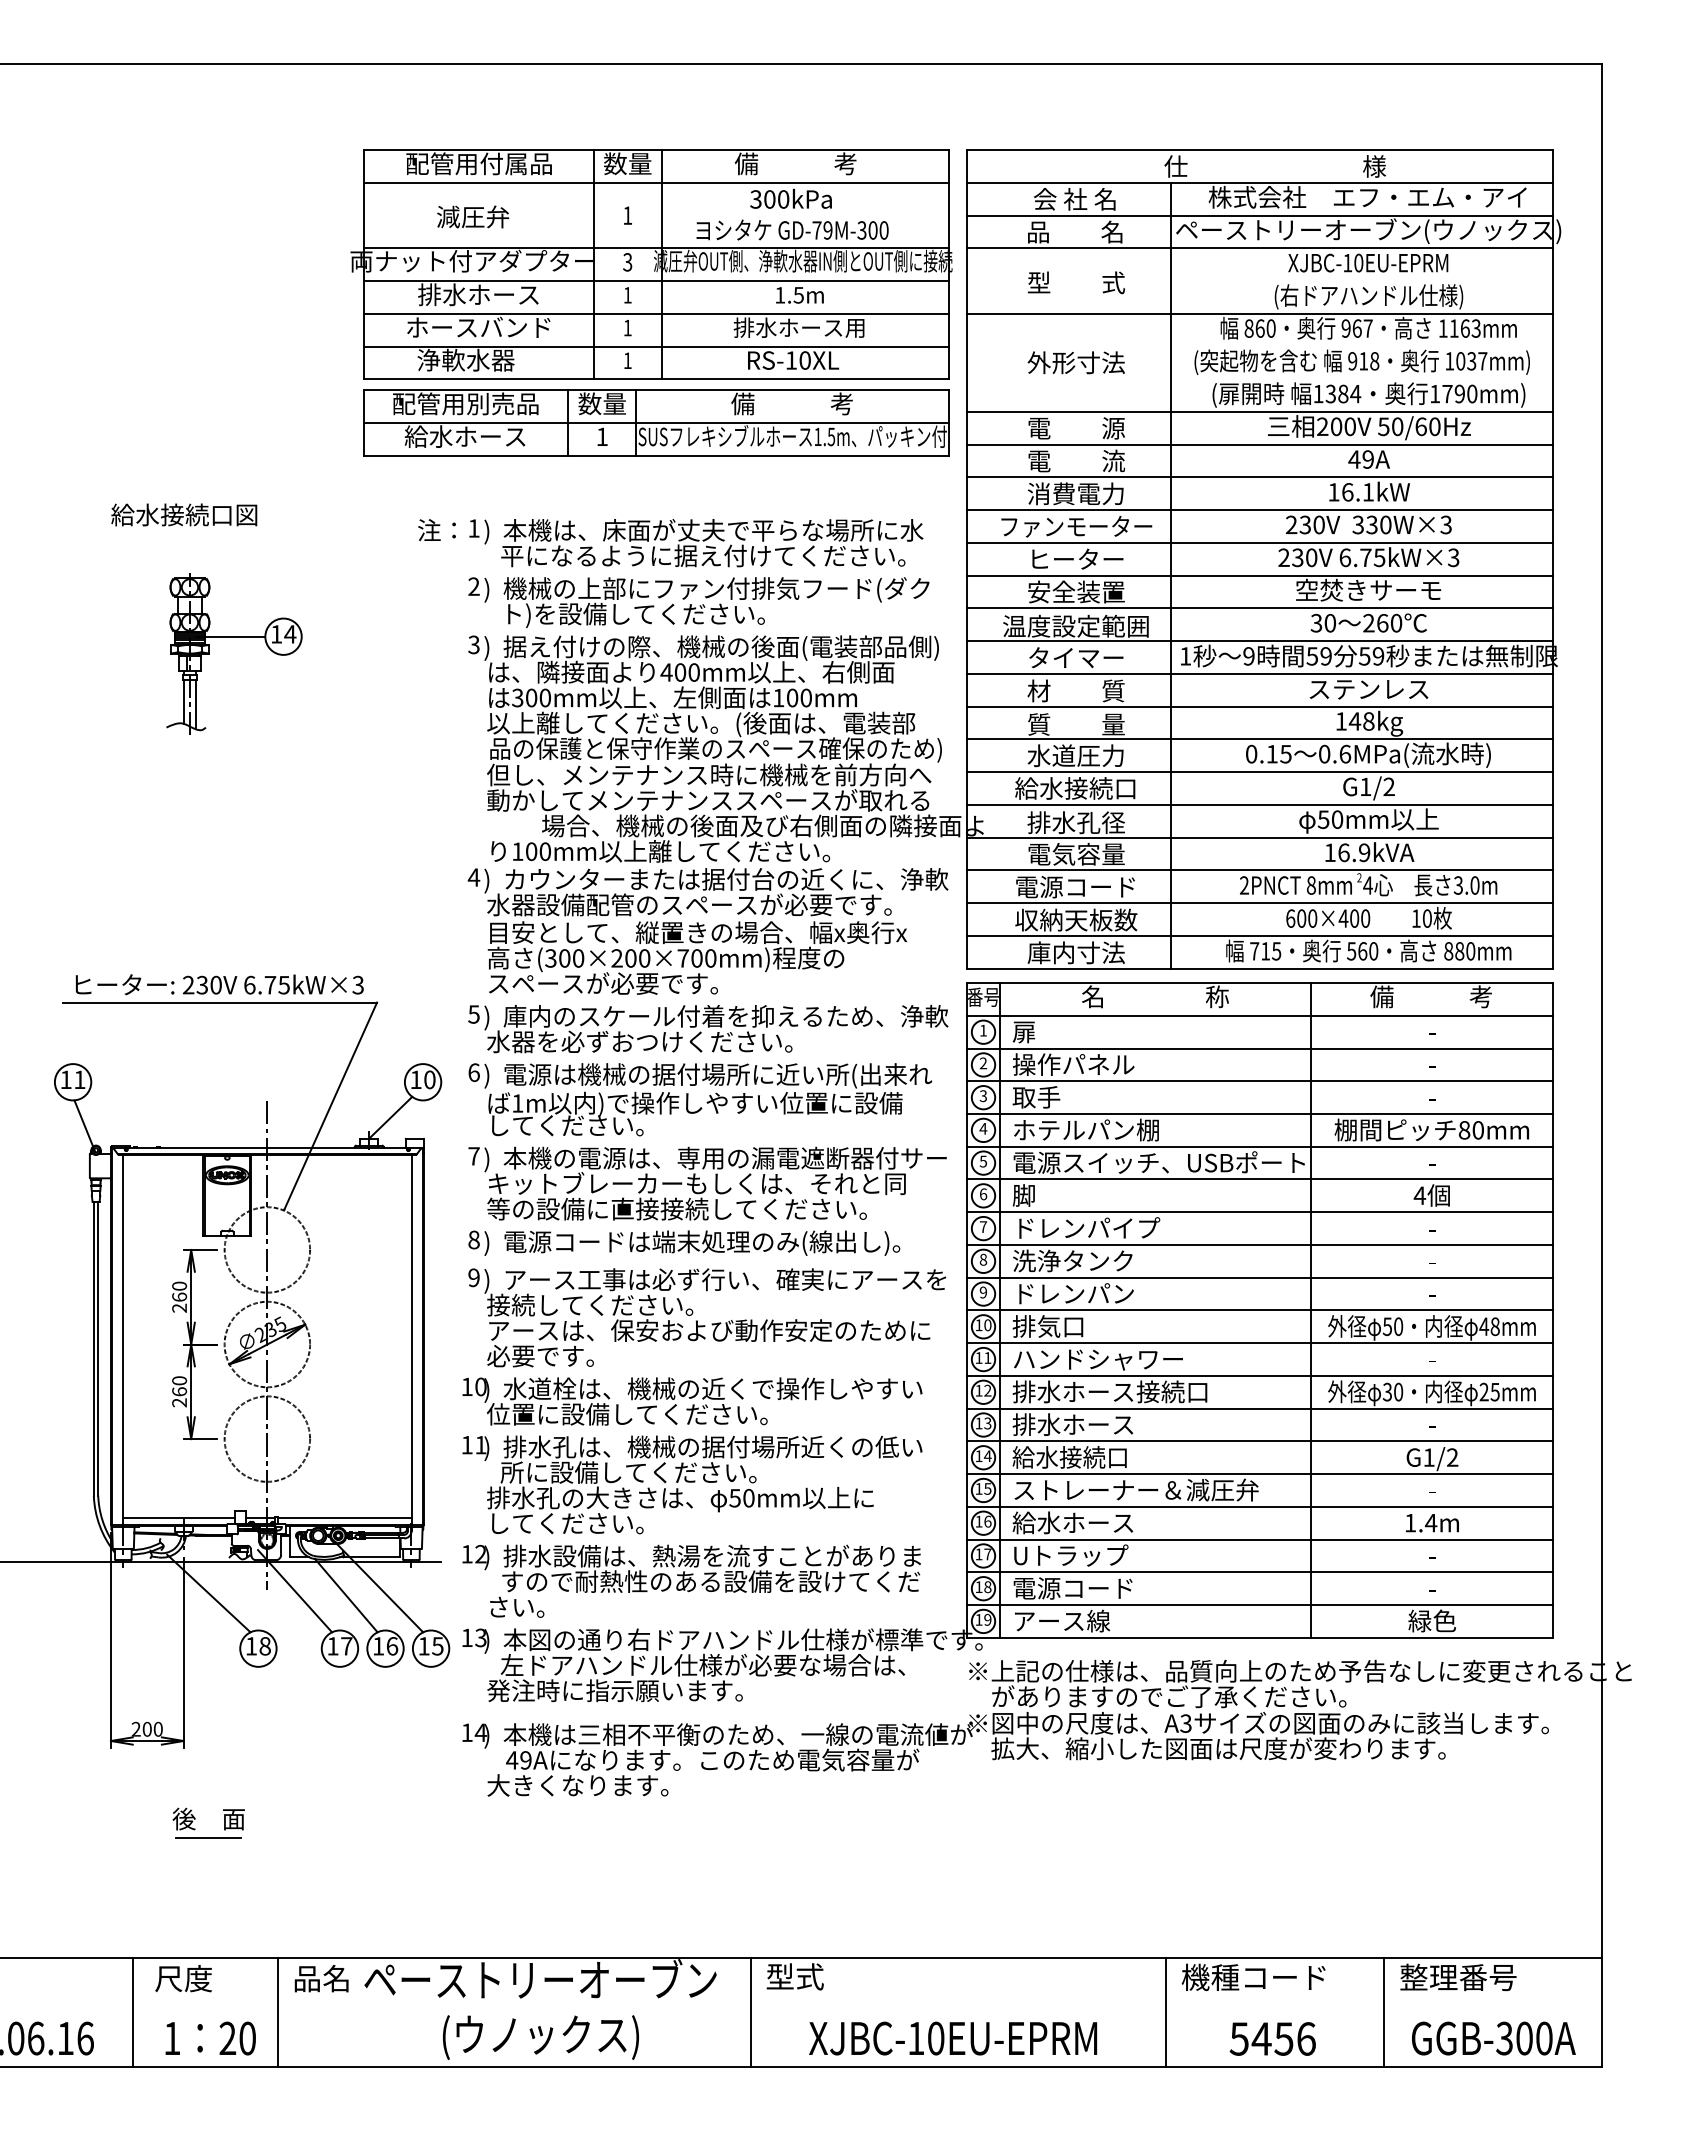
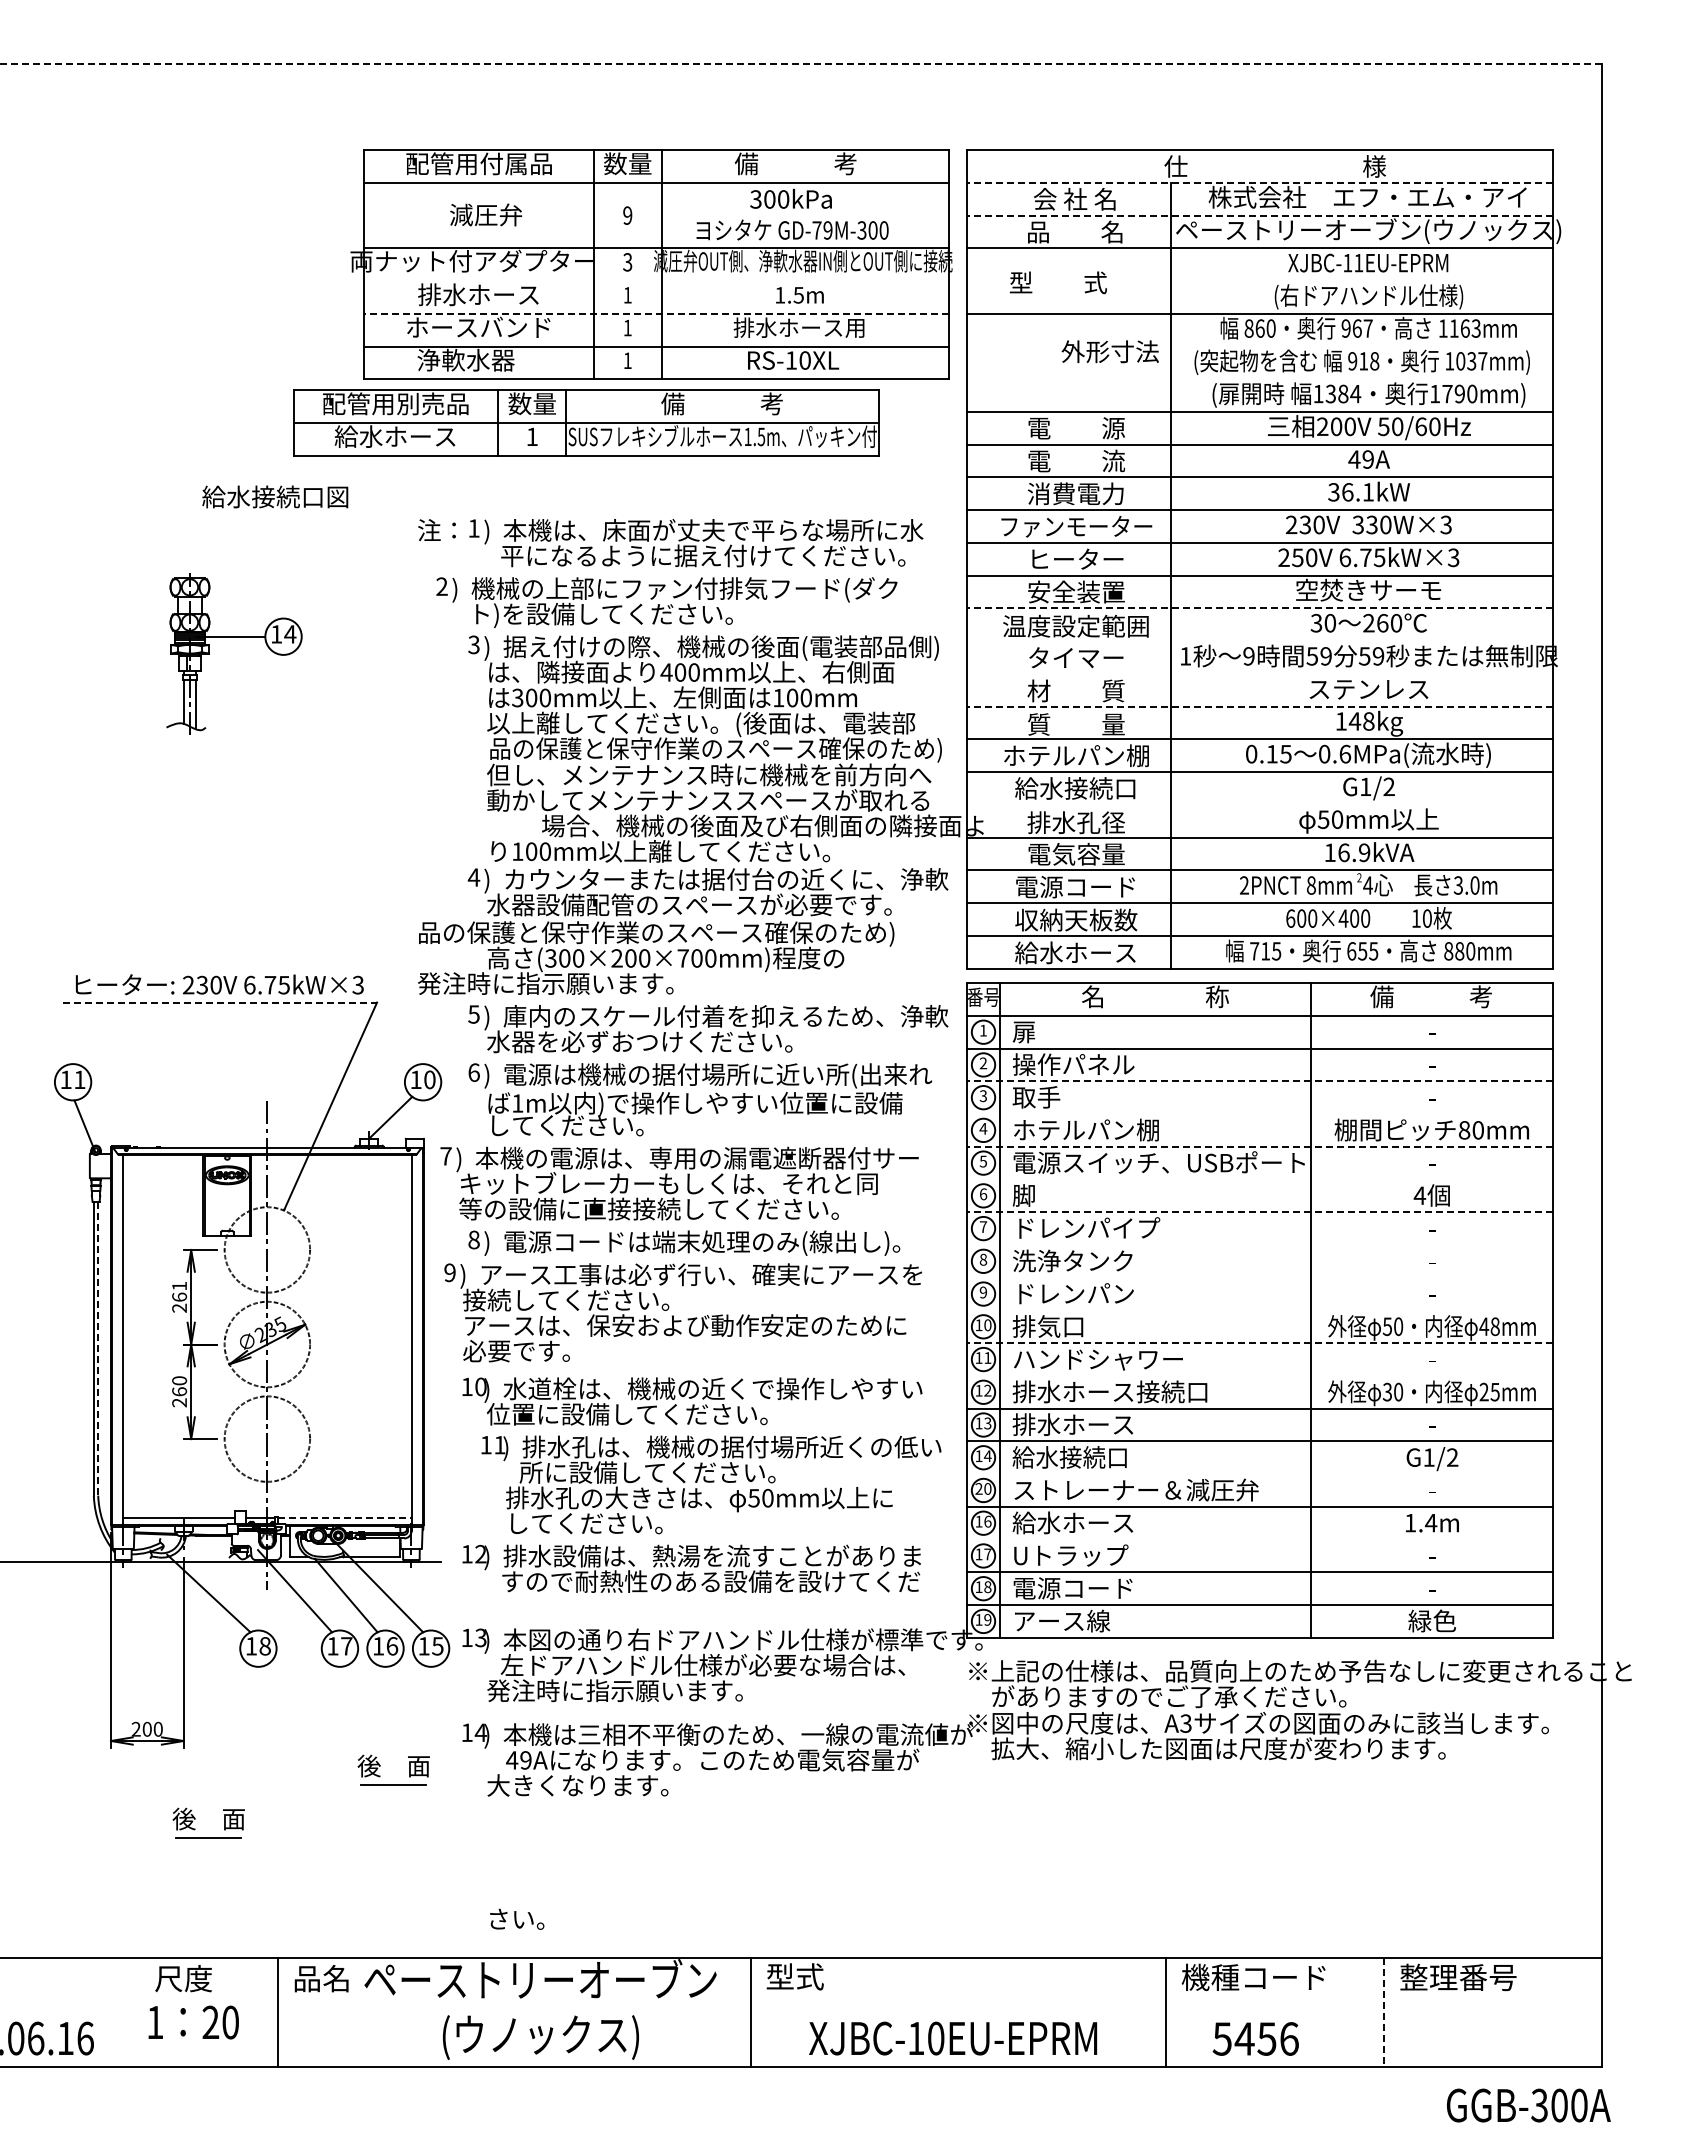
line: solid -> dashed (801, 63)
line: solid -> dashed (1259, 182)
text: 1 -> 9 (627, 215)
line: solid -> dashed (1259, 215)
text position: (473, 216) -> (486, 214) (486, 214)
text: XJBC-10EU-EPRM -> XJBC-11EU-EPRM (1358, 262)
line: present -> none (655, 281)
text position: (1076, 282) -> (1058, 282) (1058, 282)
line: solid -> dashed (656, 313)
text position: (1075, 362) -> (1109, 351) (1109, 351)
part position: (656, 422) -> (586, 422) (586, 422)
text: 16.1kW -> 36.1kW (1333, 492)
text position: (184, 514) -> (275, 496) (275, 496)
text: 230V -> 250V (1297, 557)
text position: (698, 602) -> (666, 602) (666, 602)
line: solid -> dashed (1259, 608)
line: present -> none (1259, 641)
line: present -> none (1259, 673)
line: solid -> dashed (1259, 706)
text: 水道圧力 -> ホテルパン棚 (1076, 755)
line: present -> none (1259, 804)
text: 目安として、縦置きの場合、幅x奥行x -> 品の保護と保守作業のスペース確保のため) (663, 933)
text: 560 -> 655 (1362, 951)
text: 庫内寸法 -> 給水ホース (1075, 952)
text: スペースが必要です。 -> 発注時に指示願います。 (567, 983)
line: solid -> dashed (220, 1002)
line: solid -> dashed (1259, 1081)
line: present -> none (1259, 1114)
line: solid -> dashed (1259, 1146)
line: present -> none (1259, 1179)
text position: (707, 1183) -> (679, 1183) (679, 1183)
line: solid -> dashed (1259, 1212)
line: present -> none (1259, 1244)
line: present -> none (1259, 1277)
text: 260 -> 261 (179, 1285)
line: present -> none (1259, 1310)
text position: (706, 1317) -> (682, 1312) (682, 1312)
line: solid -> dashed (1259, 1343)
line: solid -> dashed (98, 1348)
line: present -> none (1259, 1375)
line: present -> none (1259, 1474)
text position: (692, 1484) -> (711, 1484) (711, 1484)
text: 15 -> 20 (983, 1488)
line: solid -> dashed (345, 1517)
line: present -> none (1259, 1539)
text position: (517, 1606) -> (517, 1918) (517, 1918)
part: none -> present (380, 1766)
line: present -> none (132, 2011)
line: solid -> dashed (1383, 2012)
text position: (210, 2038) -> (193, 2022) (193, 2022)
text position: (1272, 2038) -> (1255, 2038) (1255, 2038)
text position: (1493, 2038) -> (1528, 2105) (1528, 2105)
